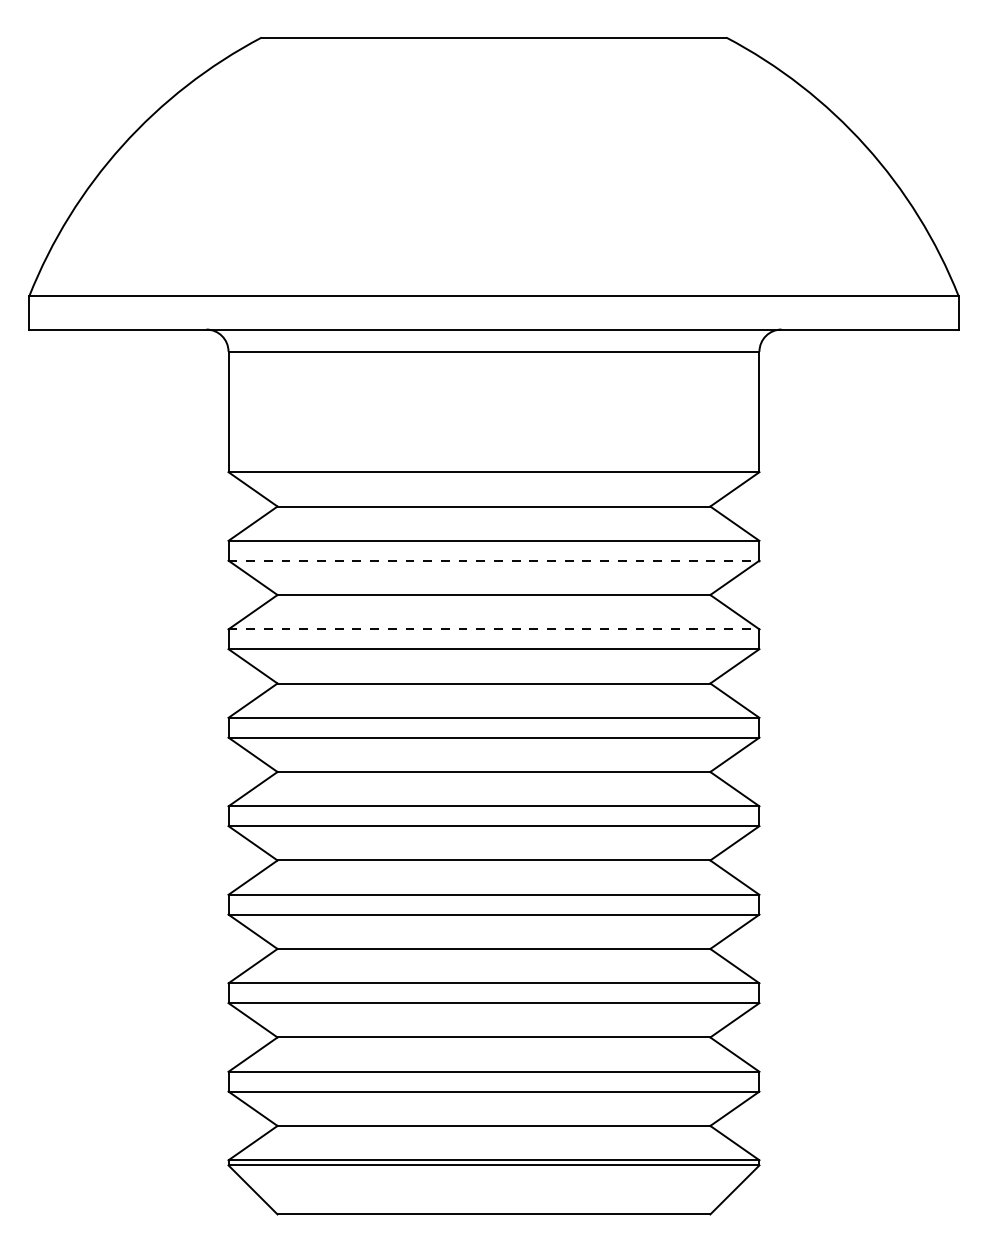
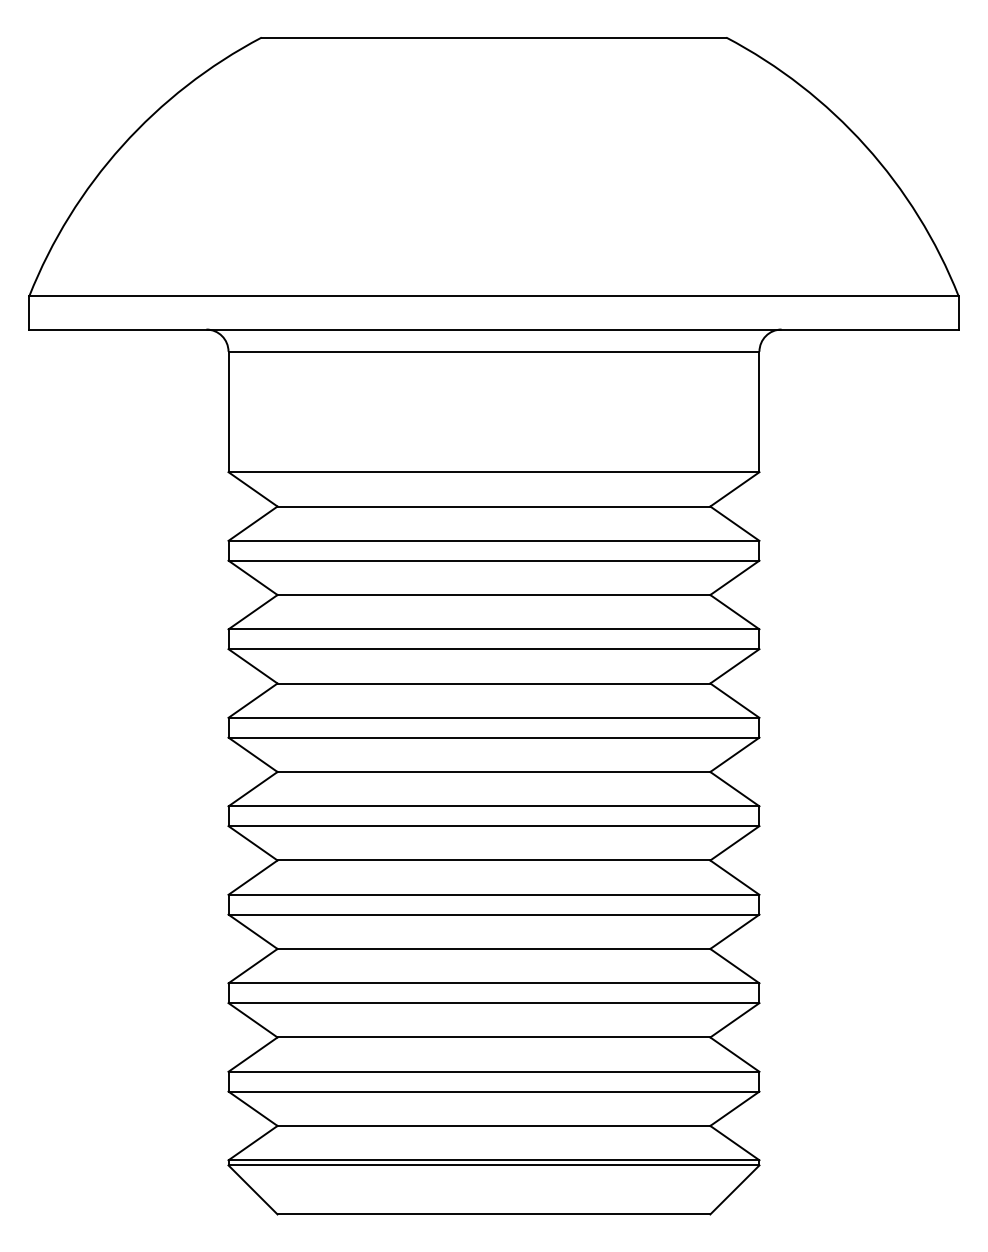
line: dashed -> solid (494, 560)
line: dashed -> solid (494, 629)
